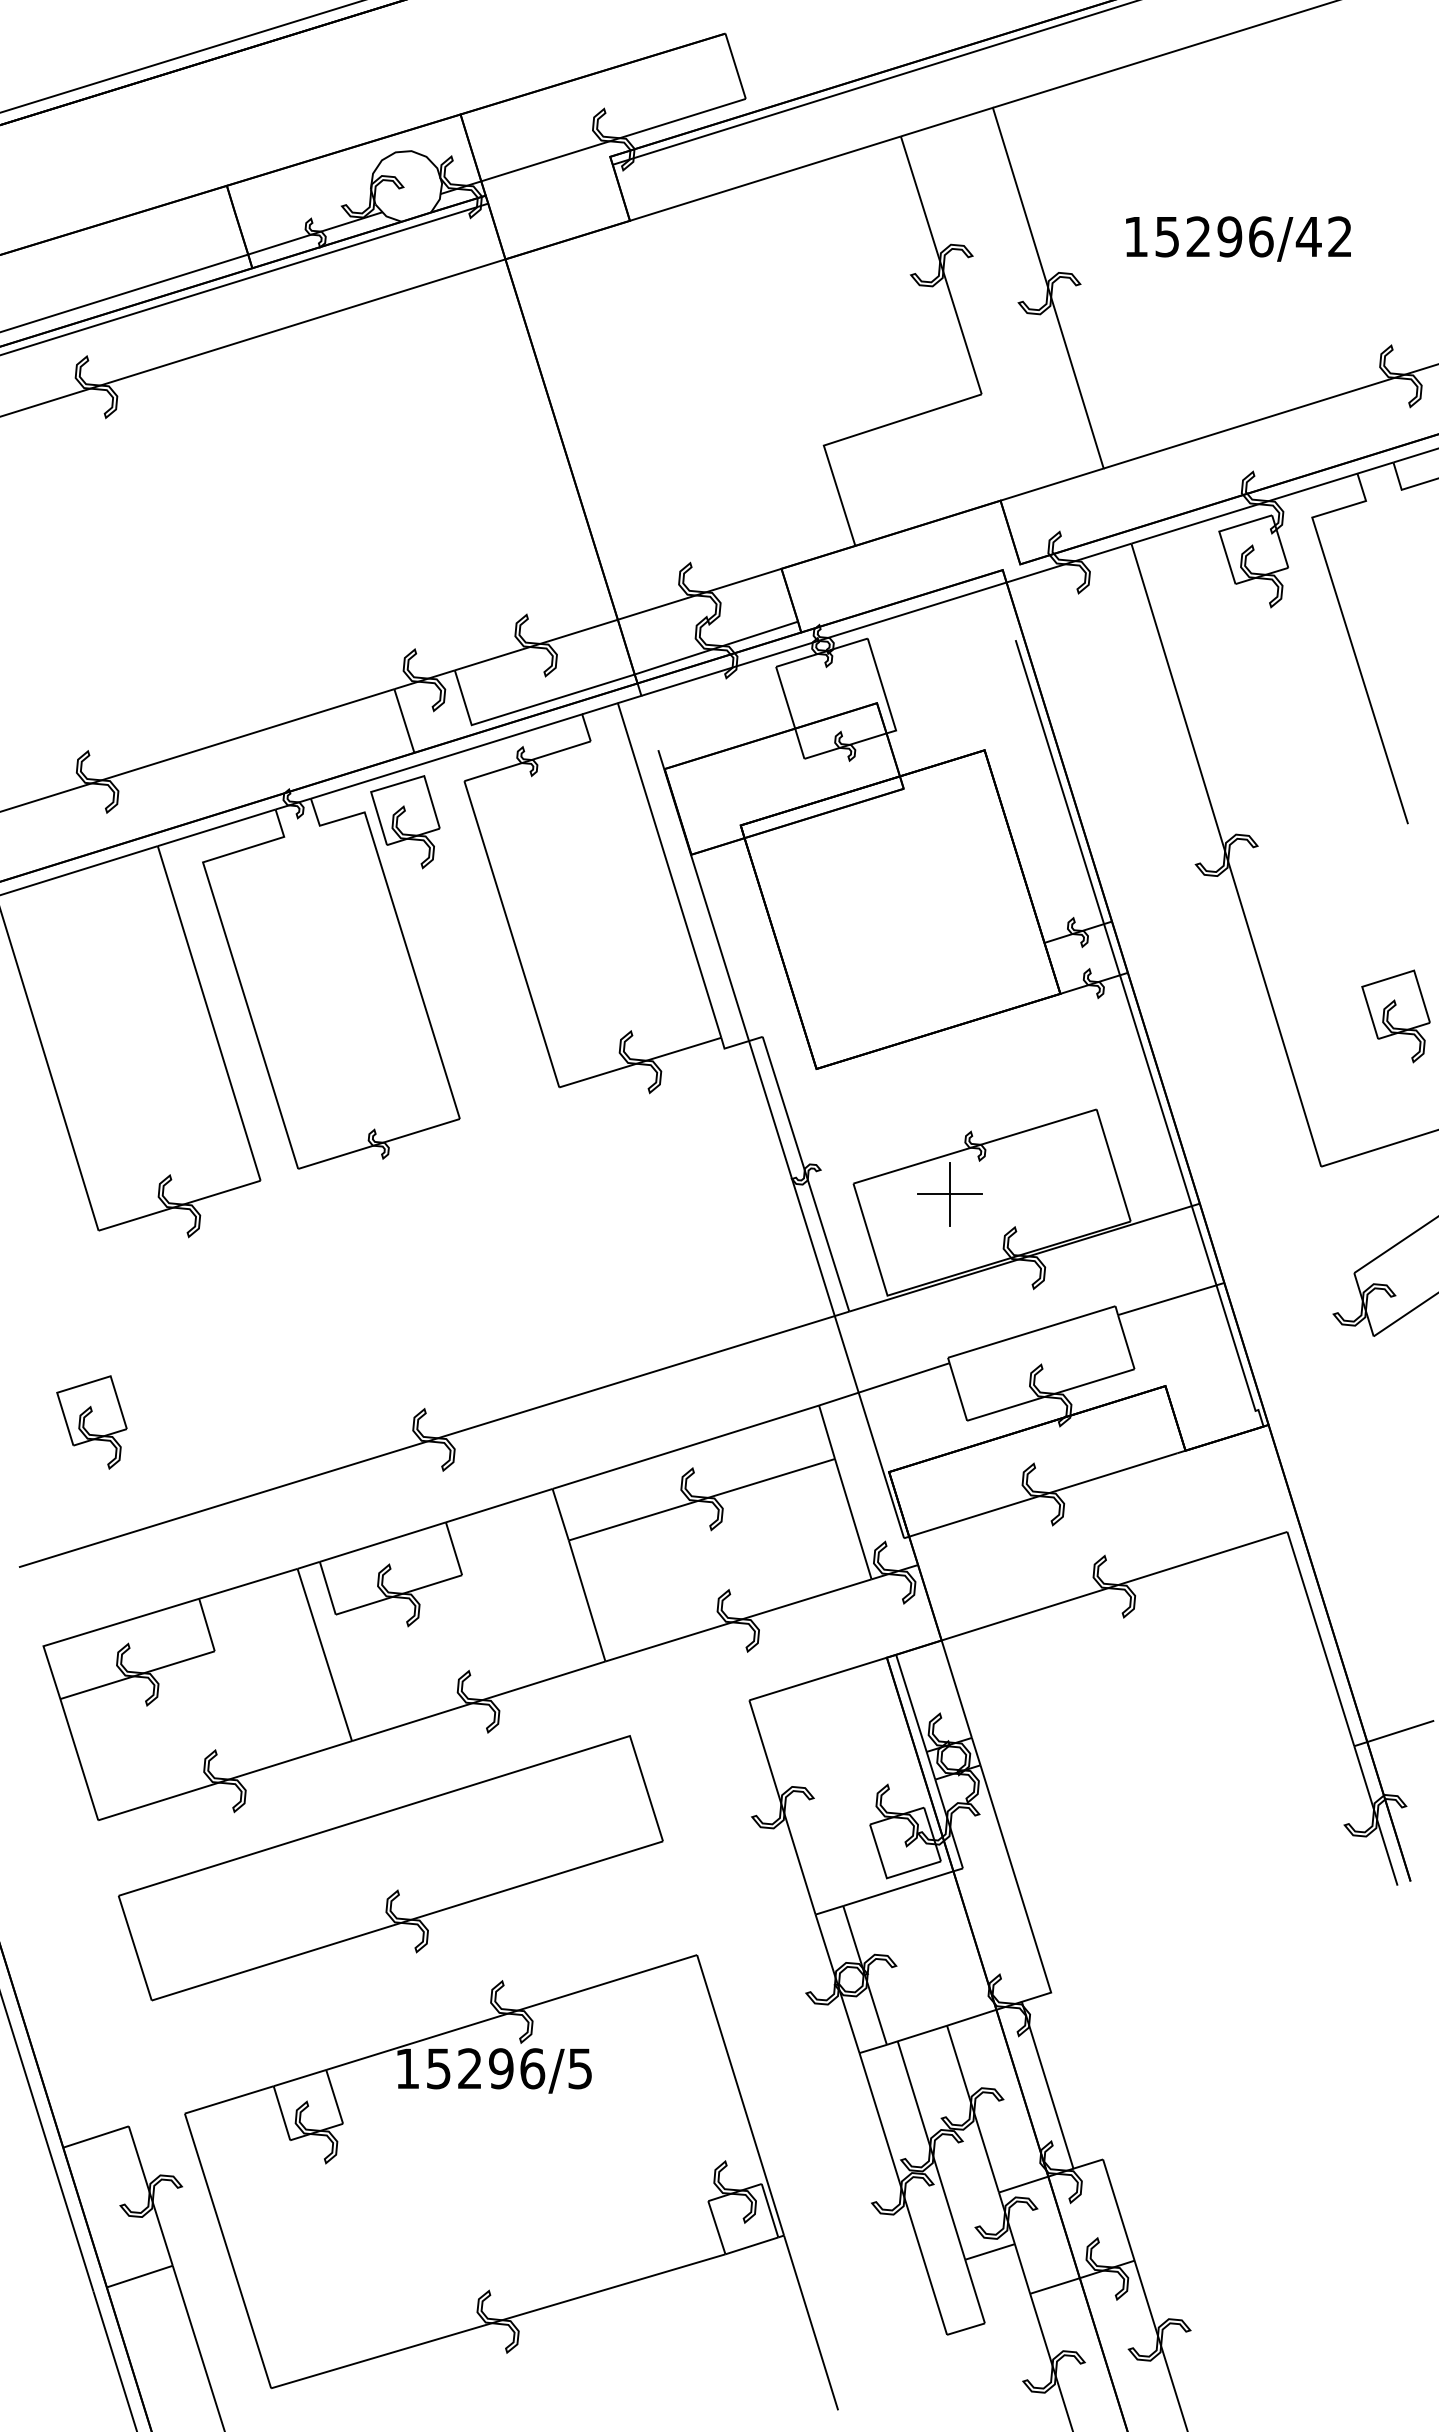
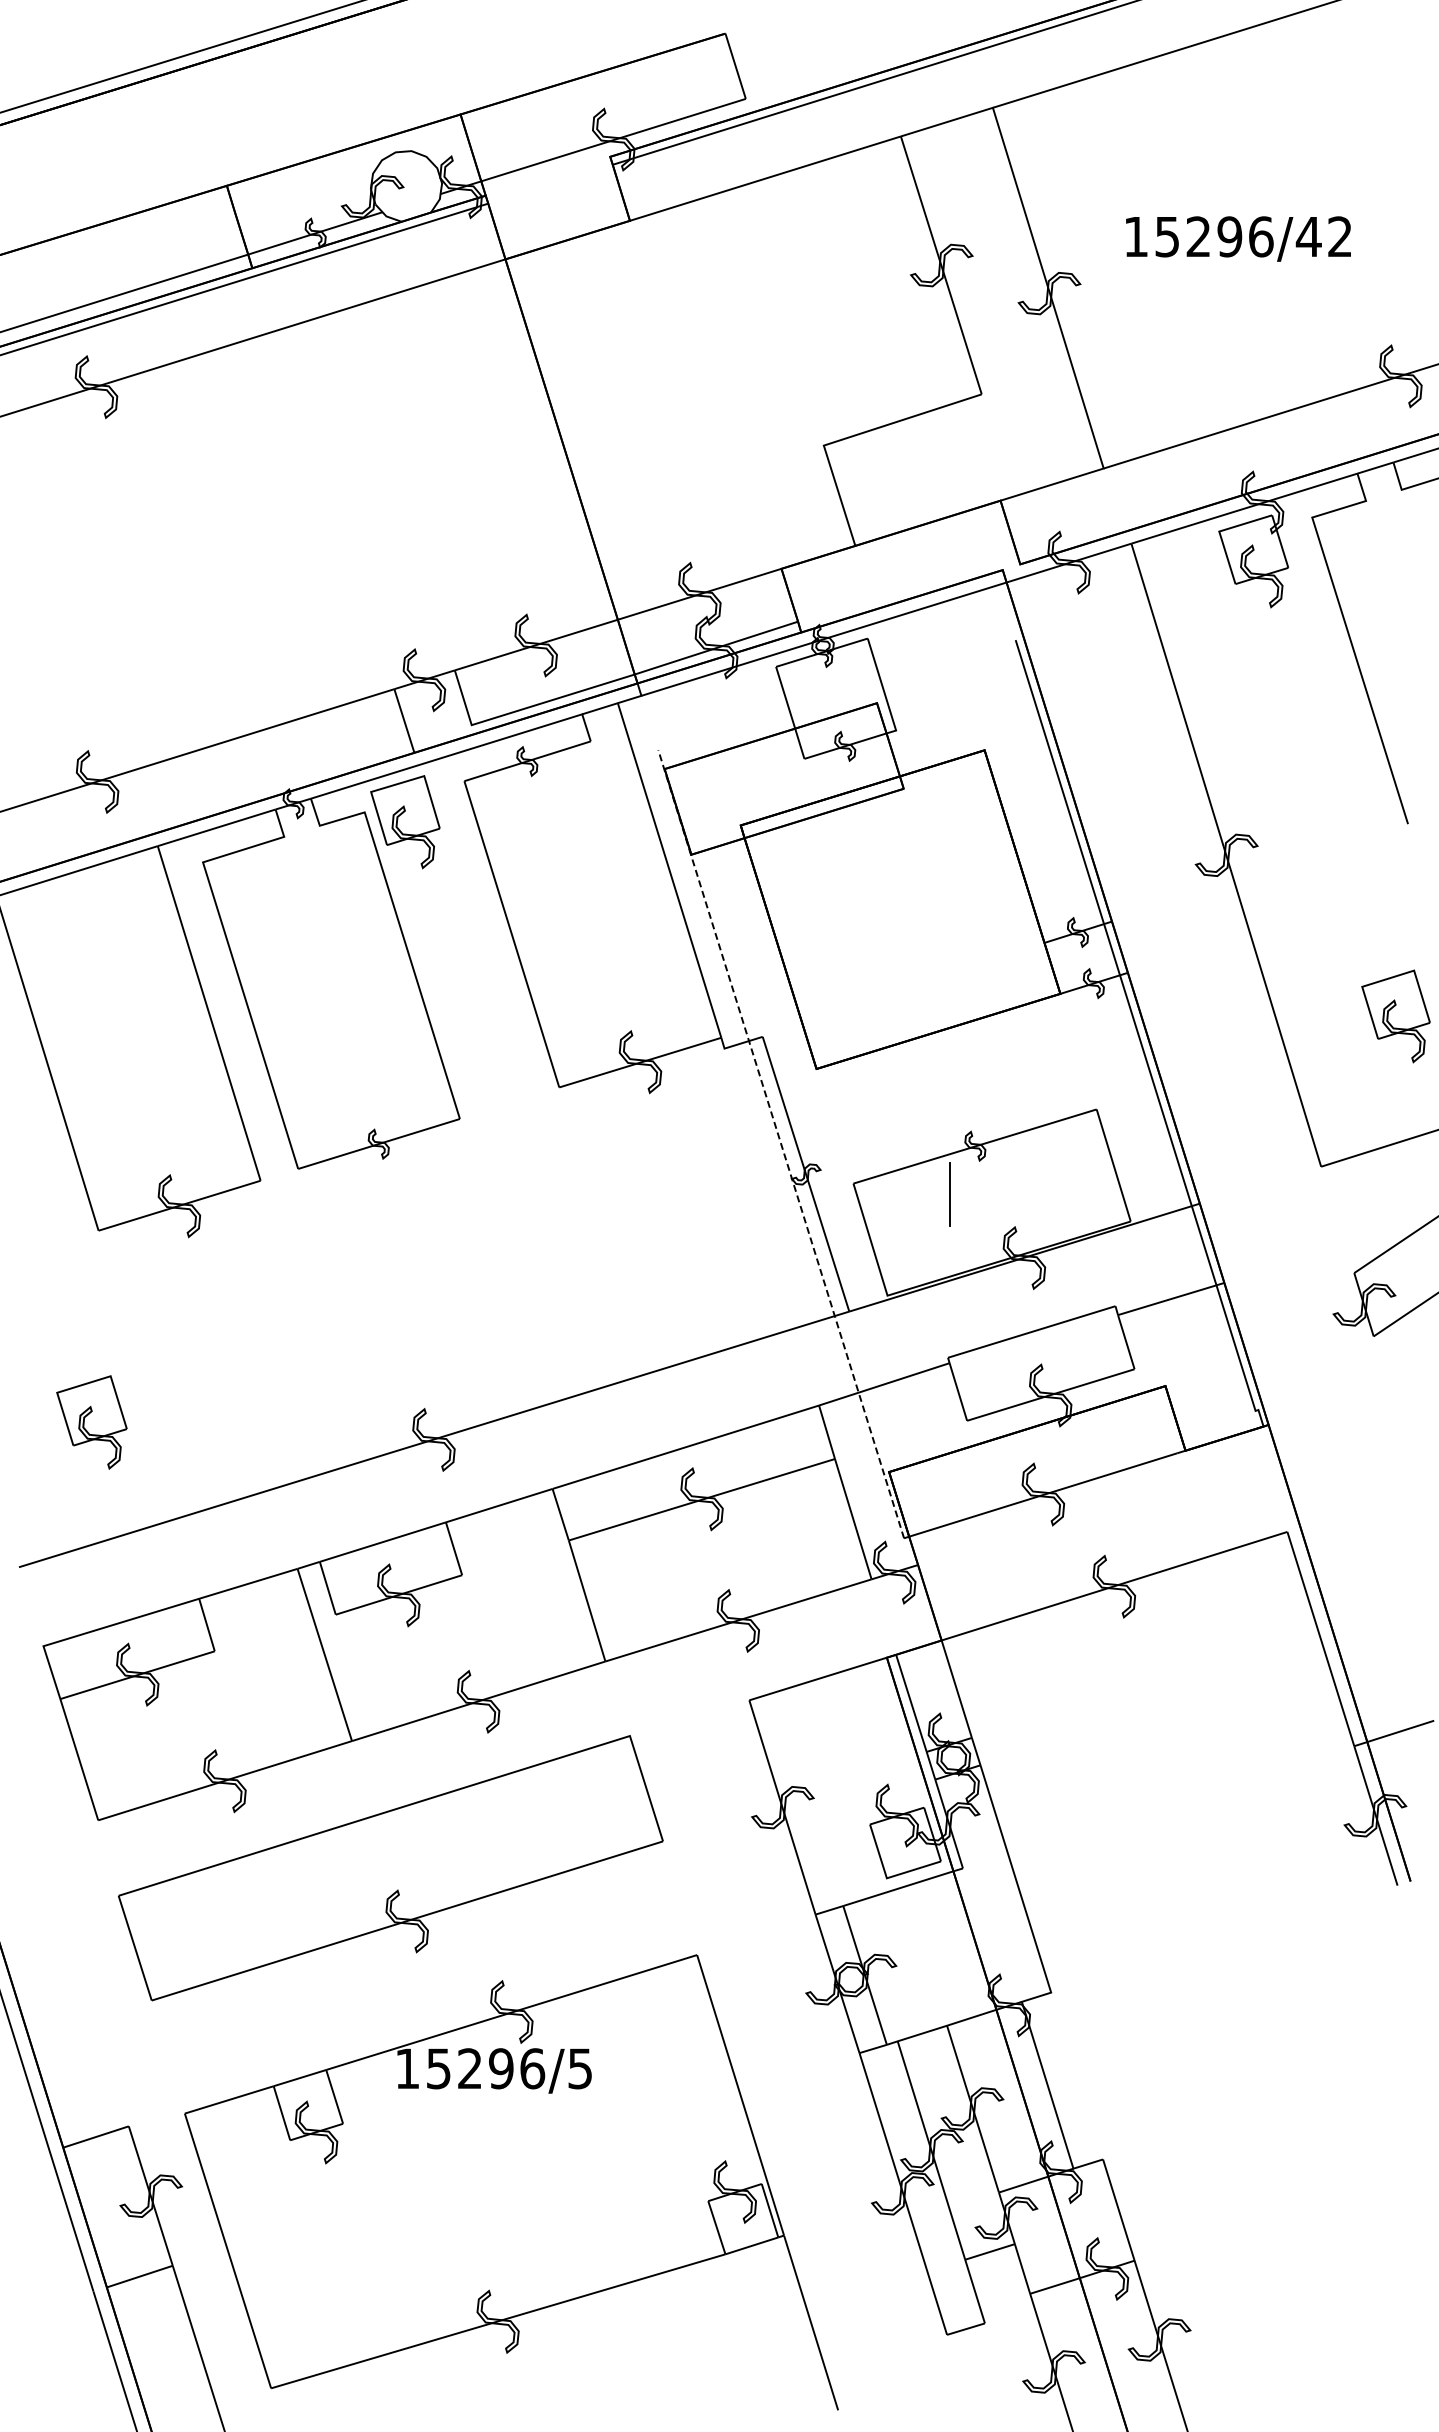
line: solid -> dashed (781, 1144)
line: present -> none (950, 1194)
